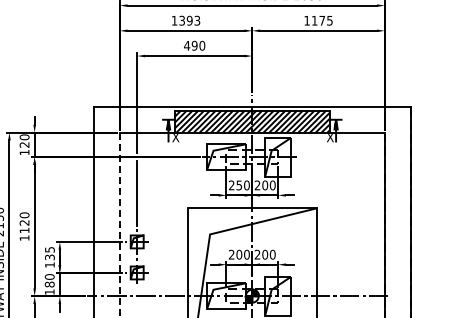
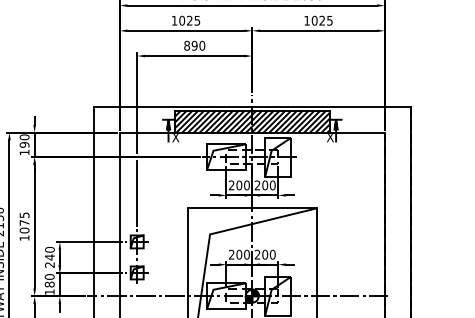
text: 1393 -> 1025 (189, 20)
text: 1175 -> 1025 (318, 20)
text: 490 -> 890 (187, 45)
text: 120 -> 190 (24, 144)
text: 250 -> 200 (239, 185)
text: 1120 -> 1075 (24, 222)
line: dashed -> solid (119, 225)
text: 135 -> 240 (49, 256)
